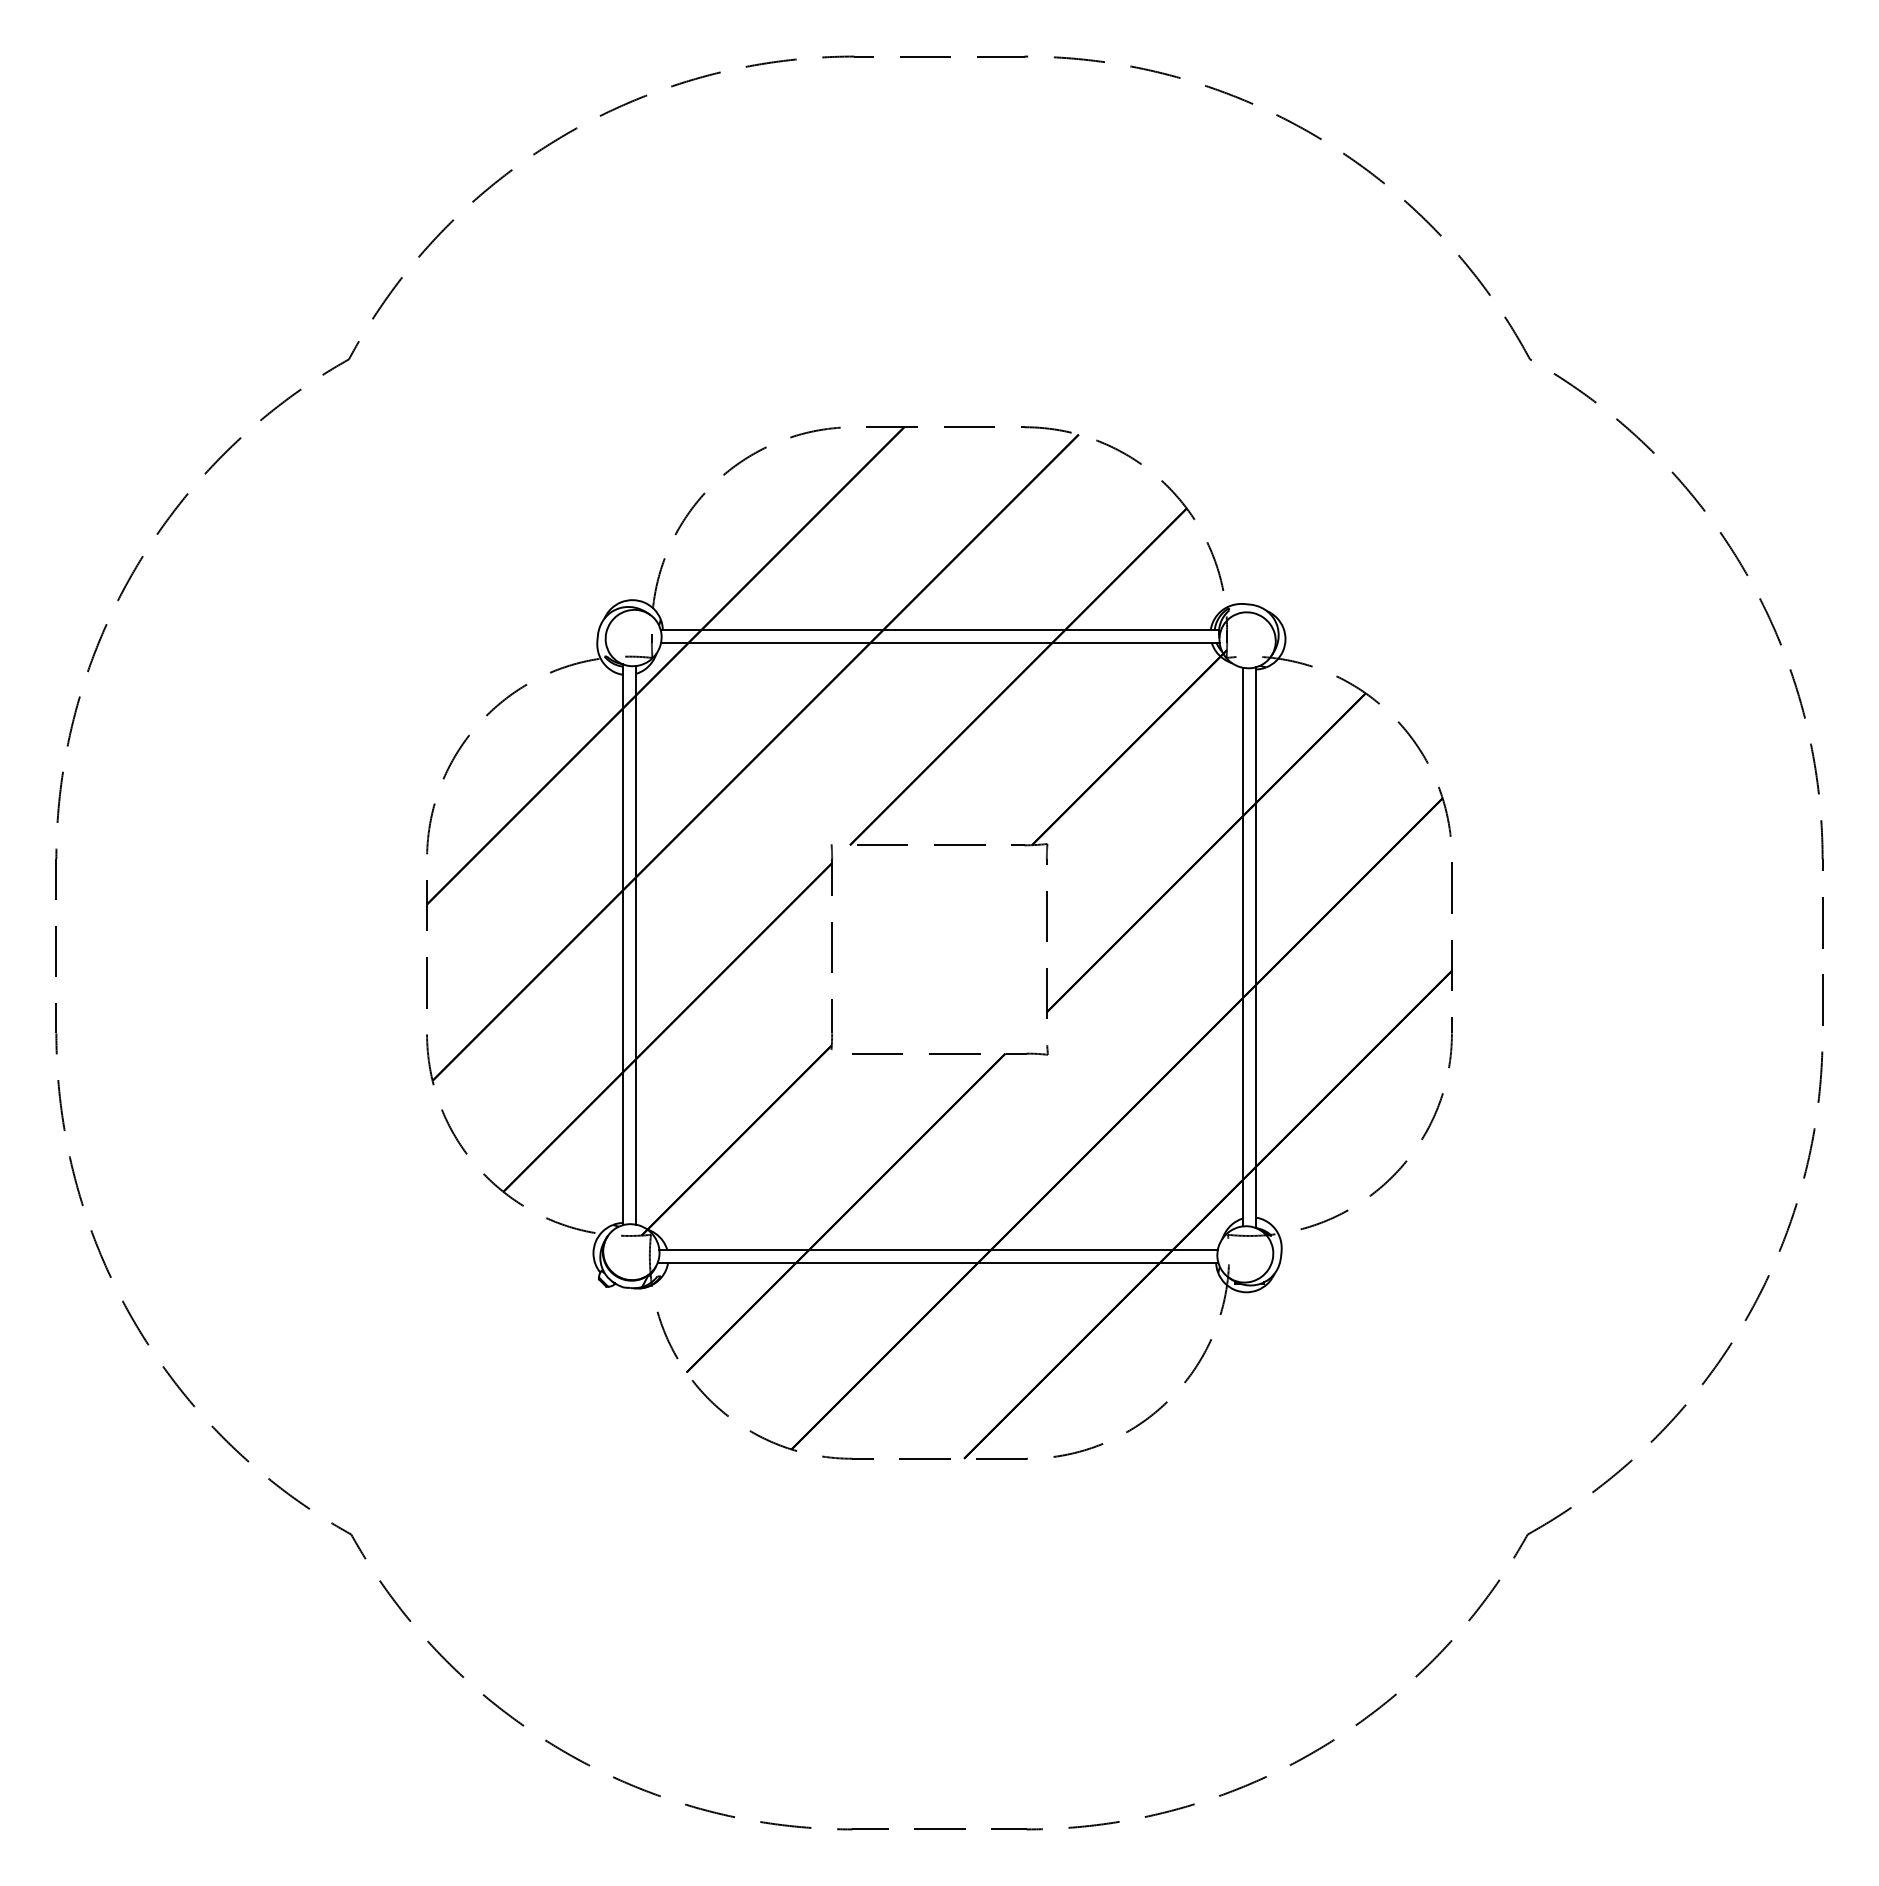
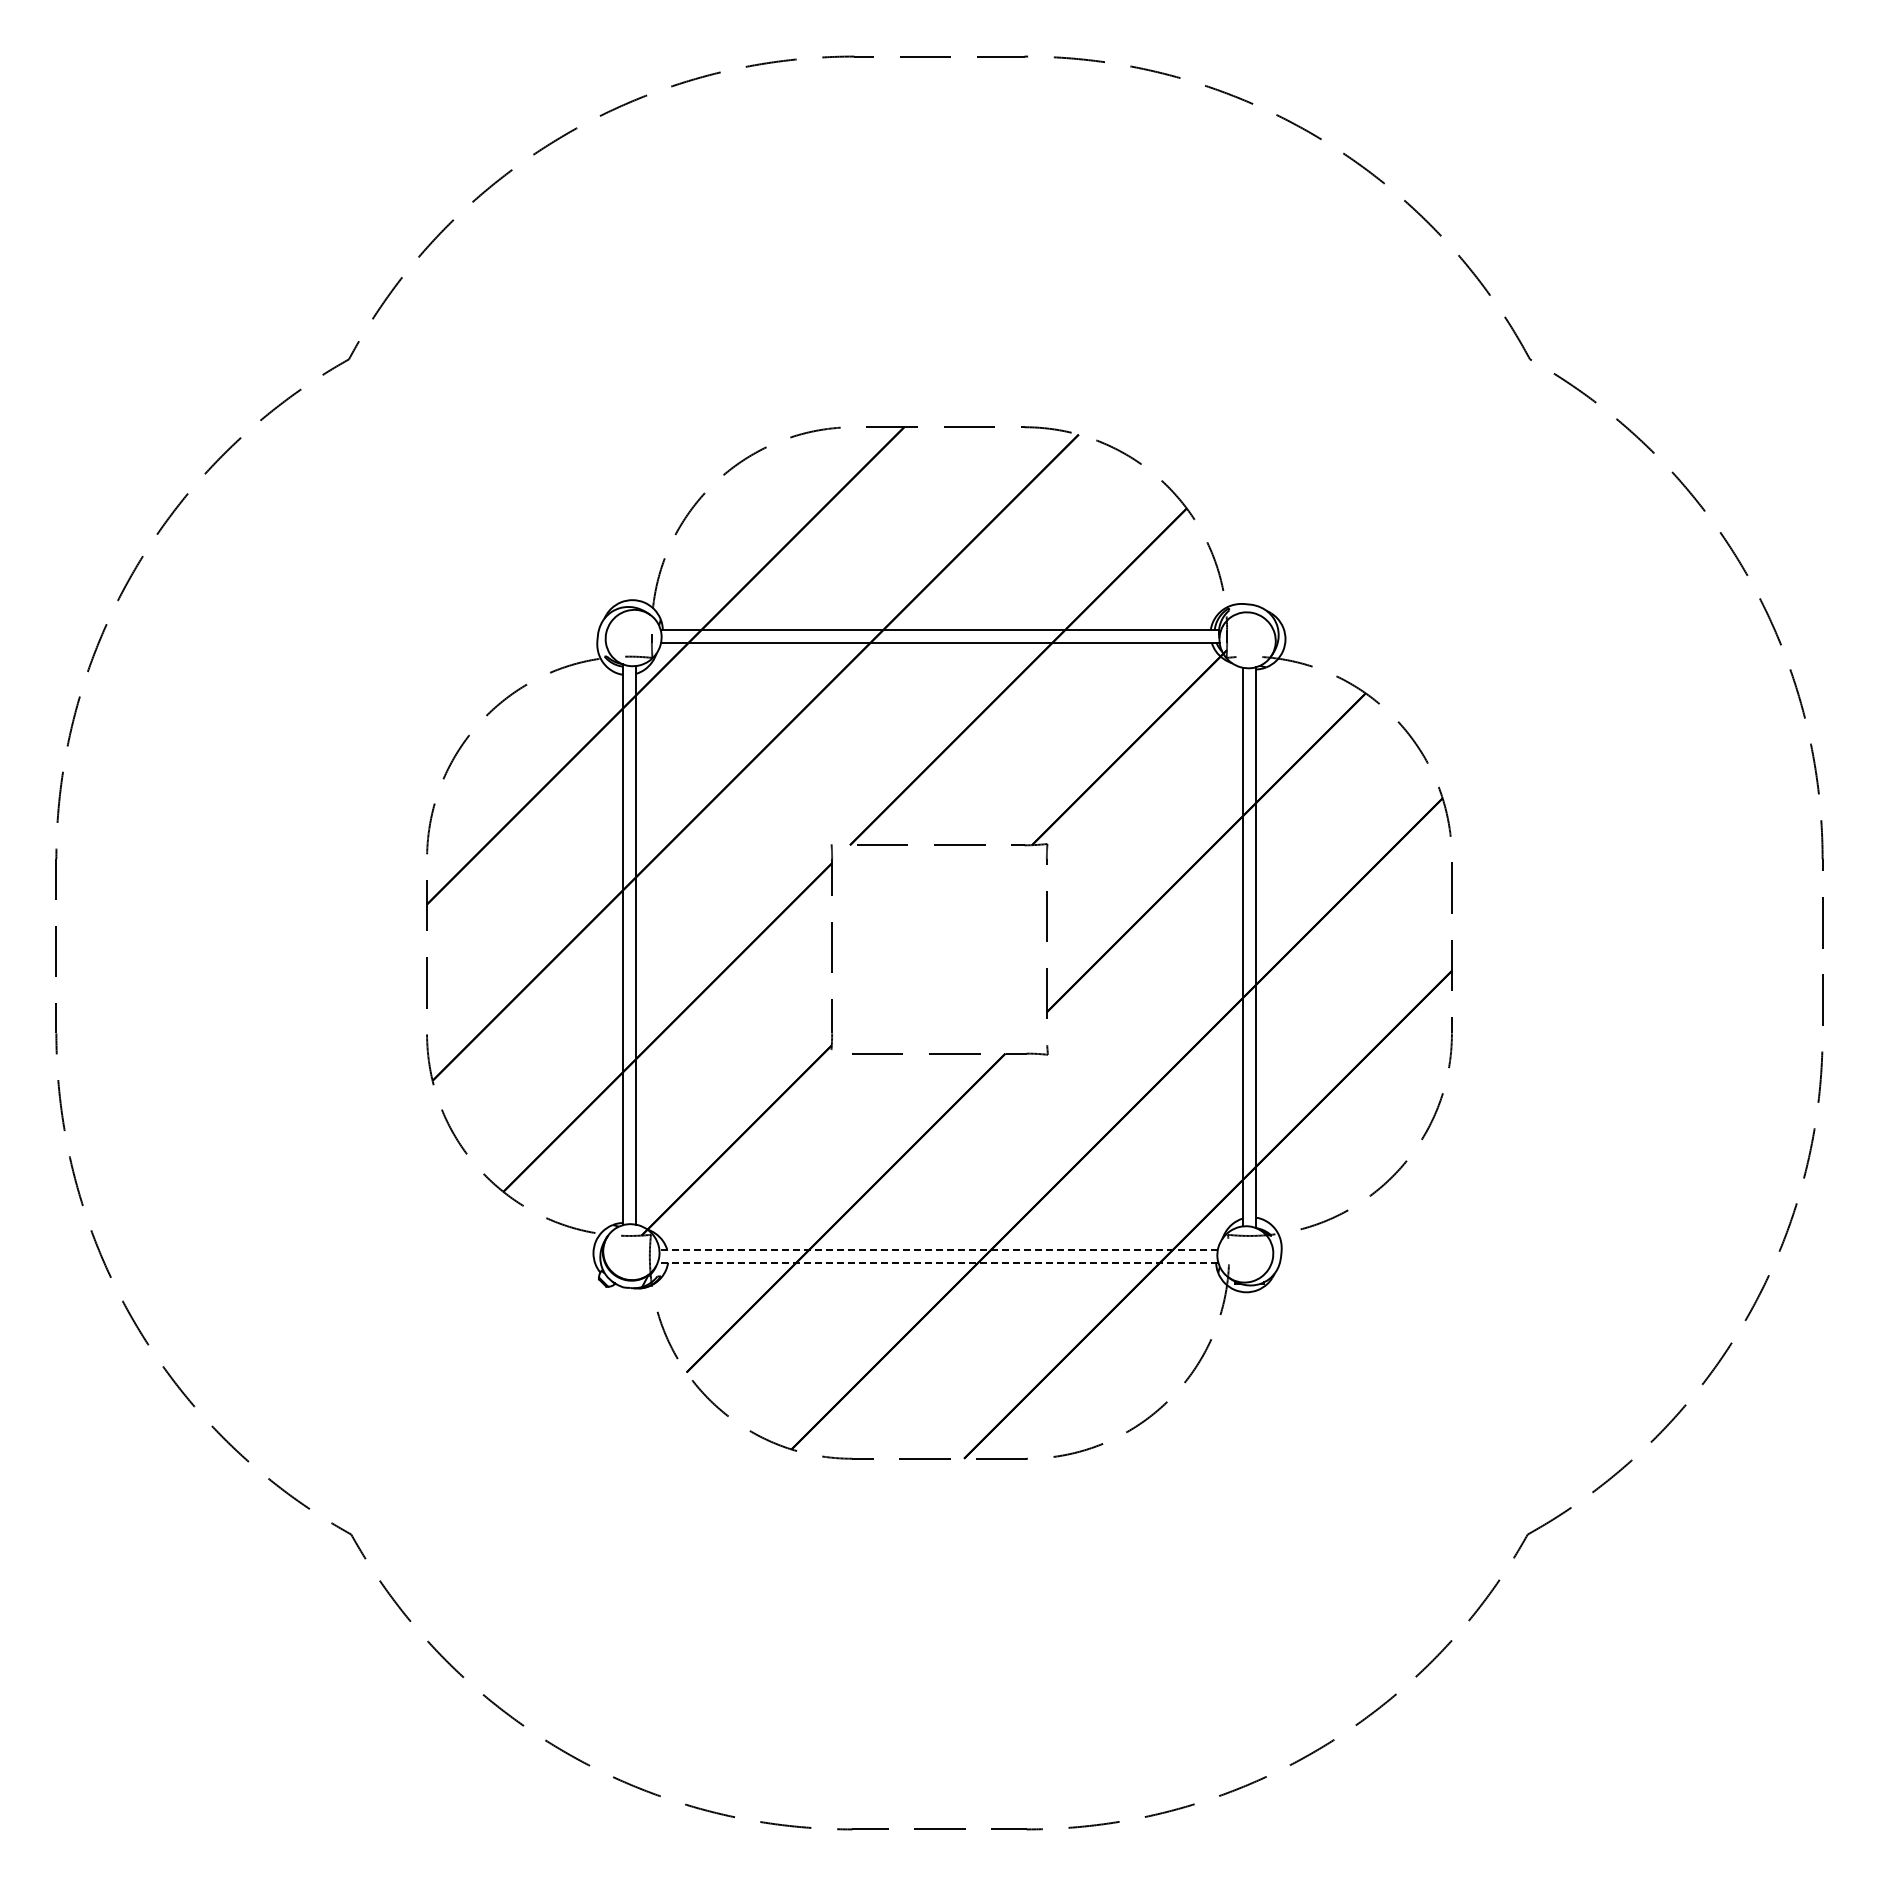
line: solid -> dashed (938, 1249)
line: solid -> dashed (937, 1262)
